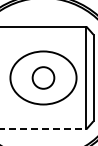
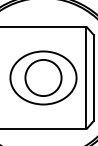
circle diameter: 22 px -> 36 px (43, 77)
line: dashed -> solid (43, 129)
